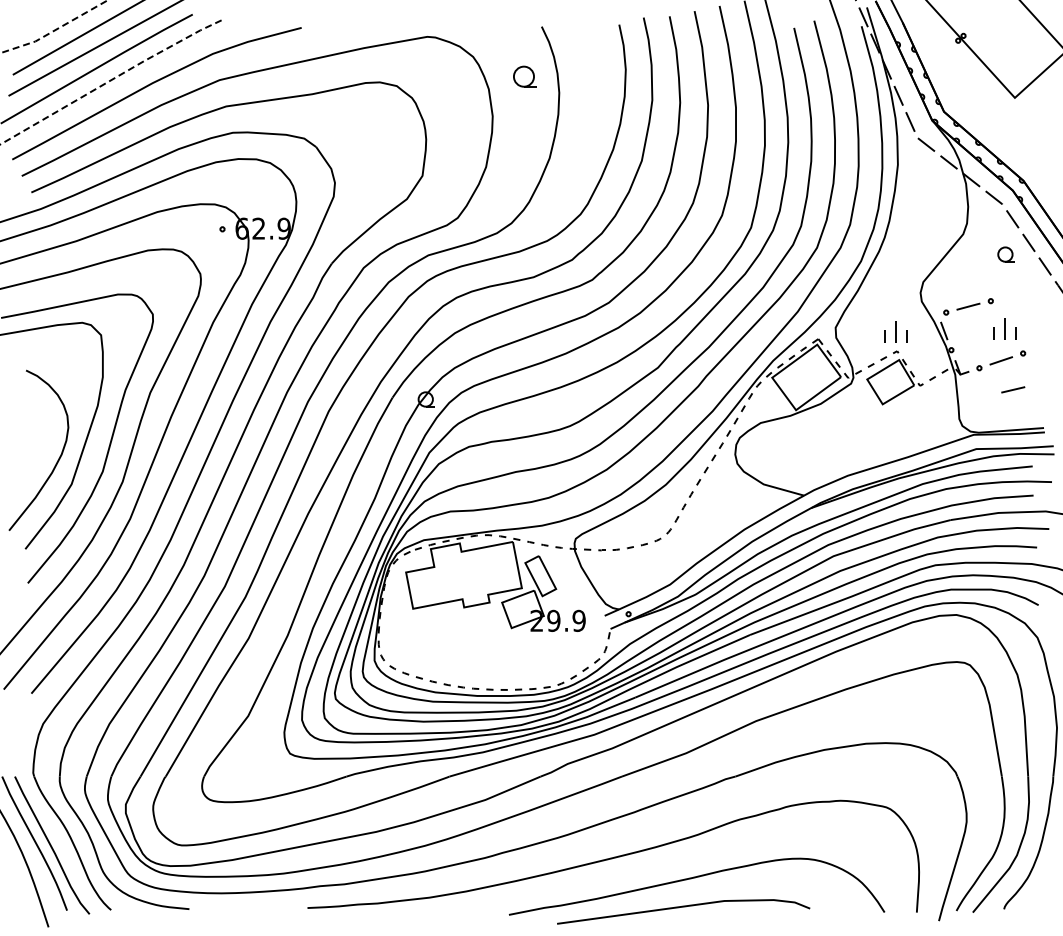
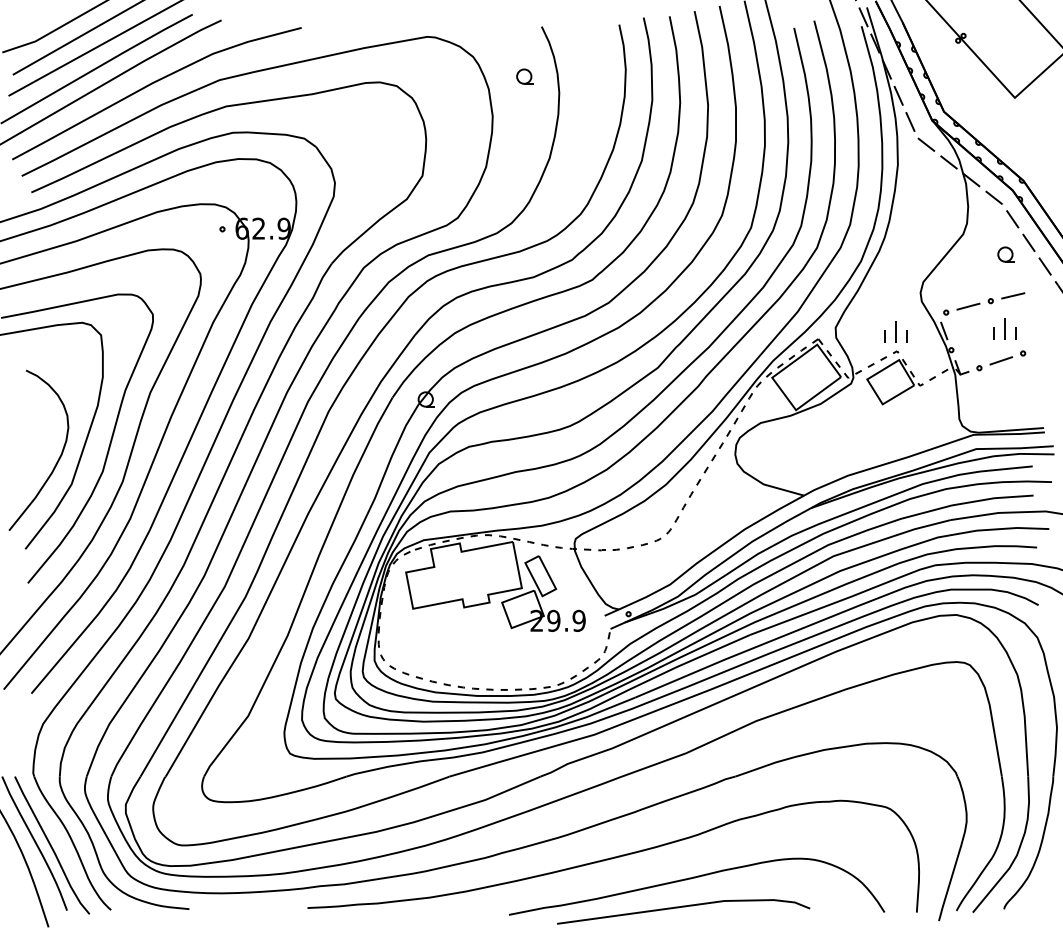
line: dashed -> solid (56, 29)
part size: 24x23 px -> 18x17 px (524, 76)
line: dashed -> solid (111, 80)
line position: (1013, 389) -> (1013, 295) (1013, 295)
